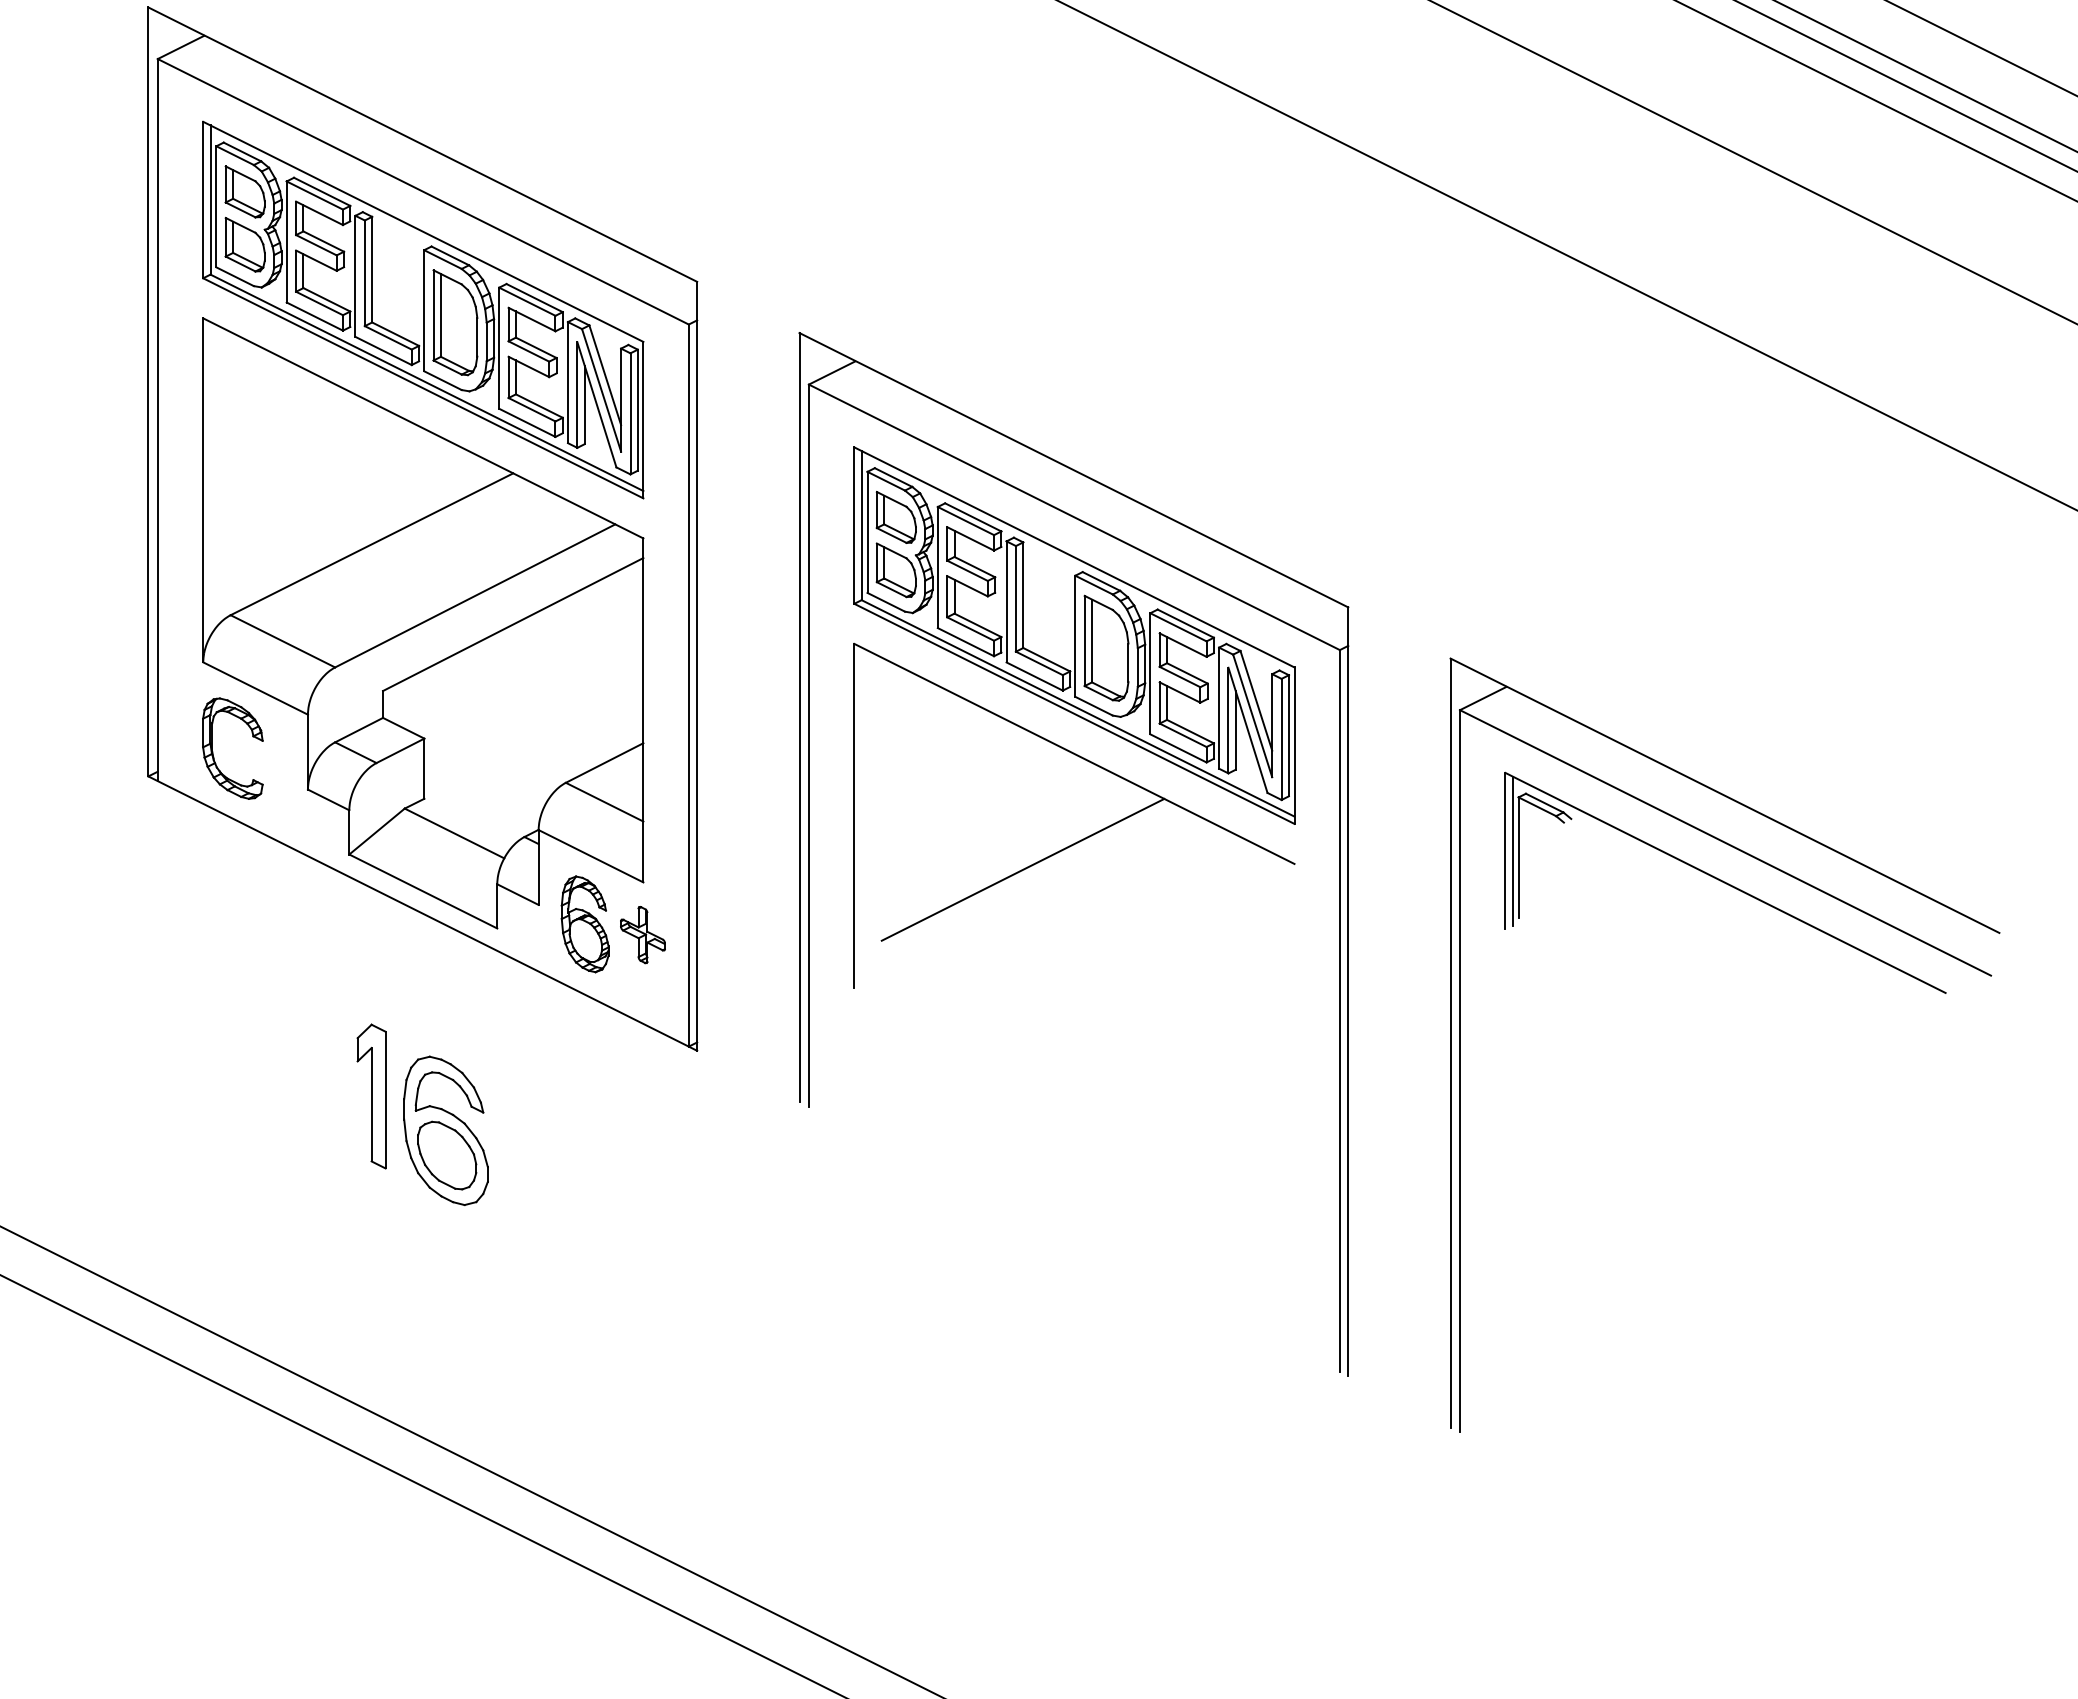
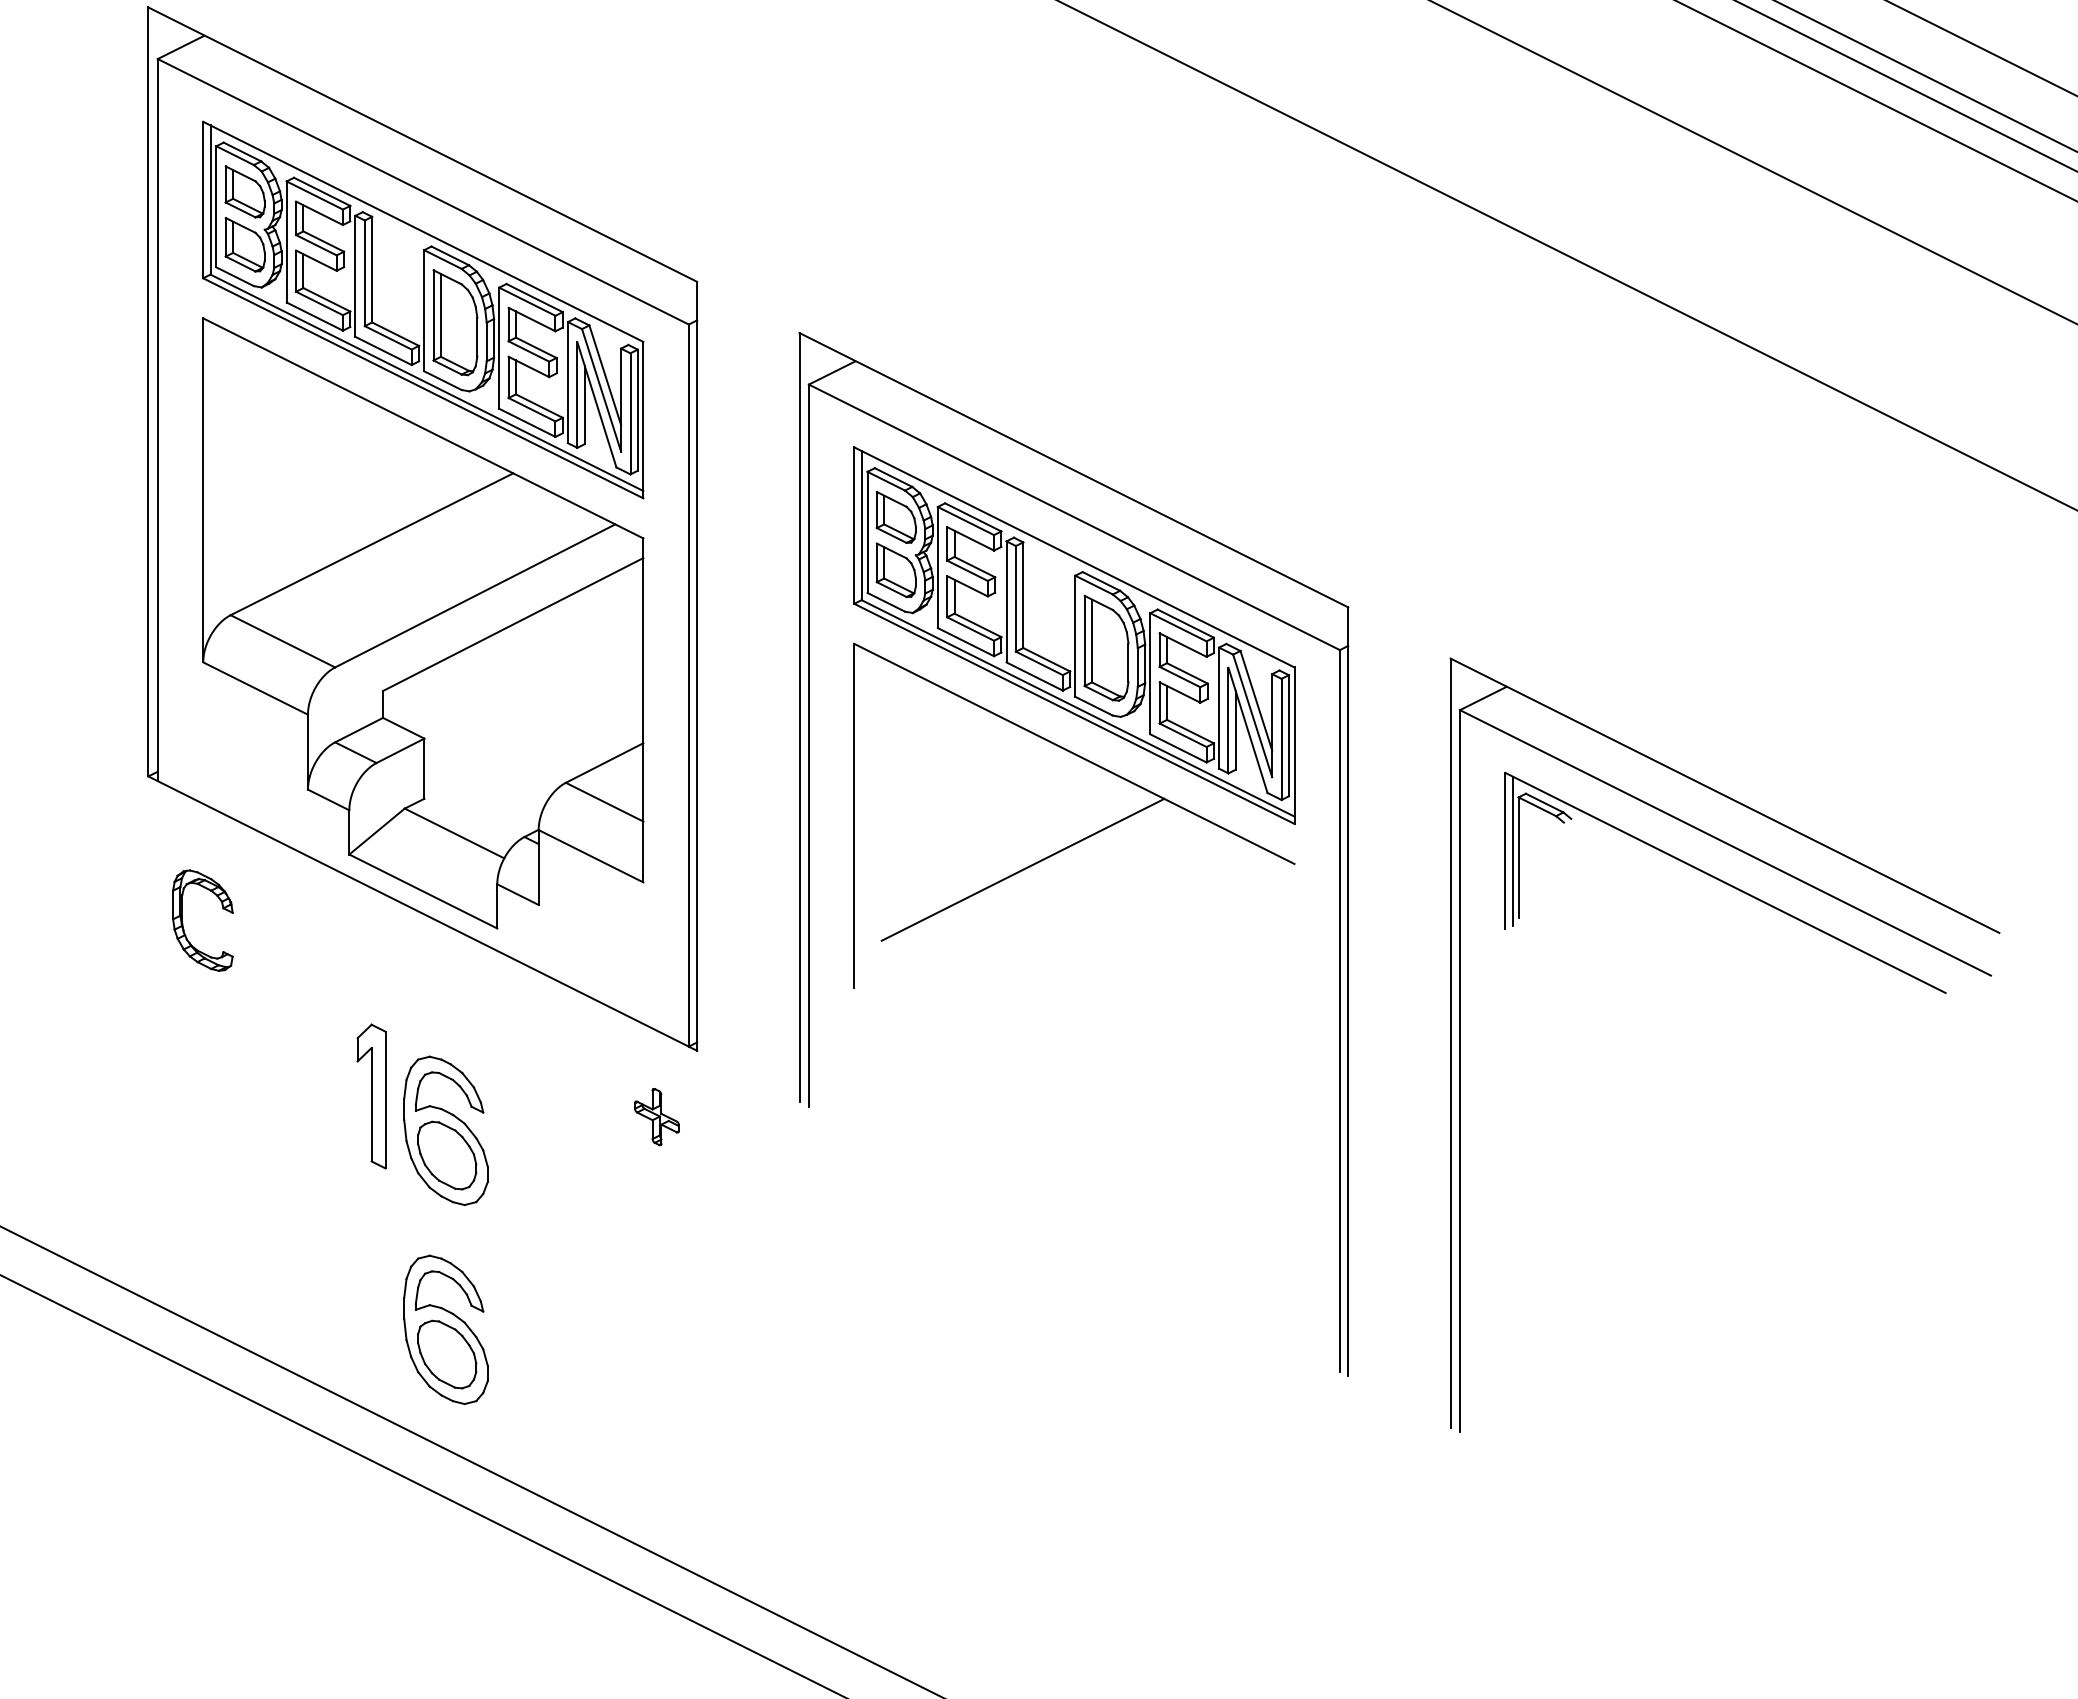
part position: (213, 751) -> (183, 923) (183, 923)
part: present -> none (584, 924)
part position: (642, 935) -> (656, 1117) (656, 1117)
part: none -> present (445, 1329)
